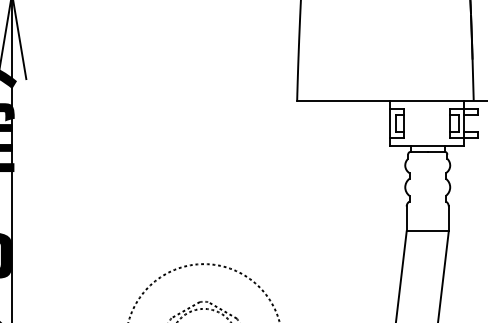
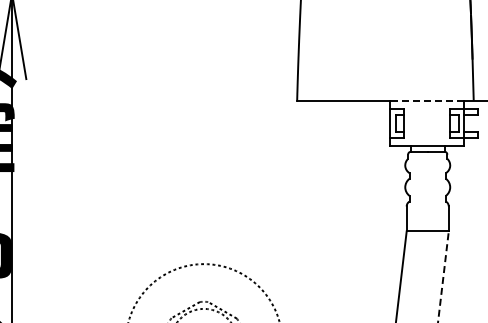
line: solid -> dashed (427, 100)
line: solid -> dashed (443, 277)
